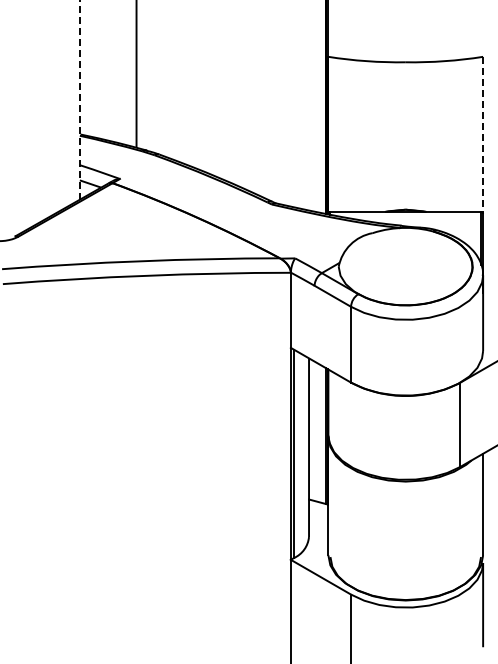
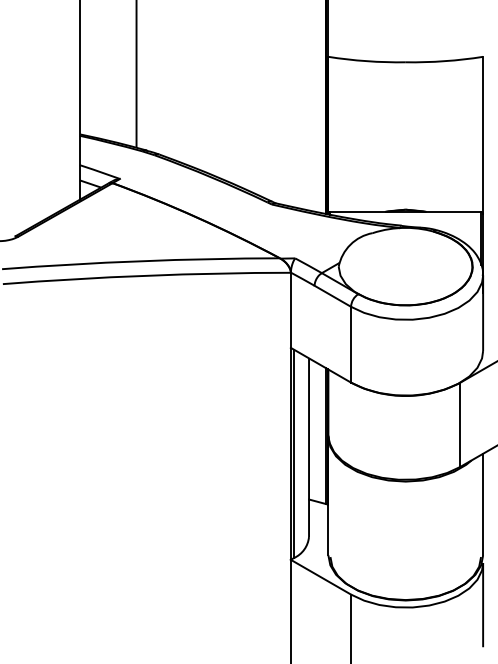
line: dashed -> solid (79, 99)
line: dashed -> solid (483, 135)
